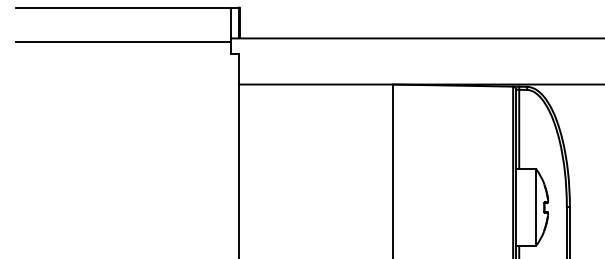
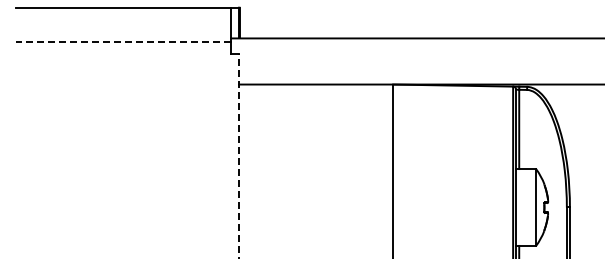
line: solid -> dashed (123, 41)
line: solid -> dashed (239, 155)
